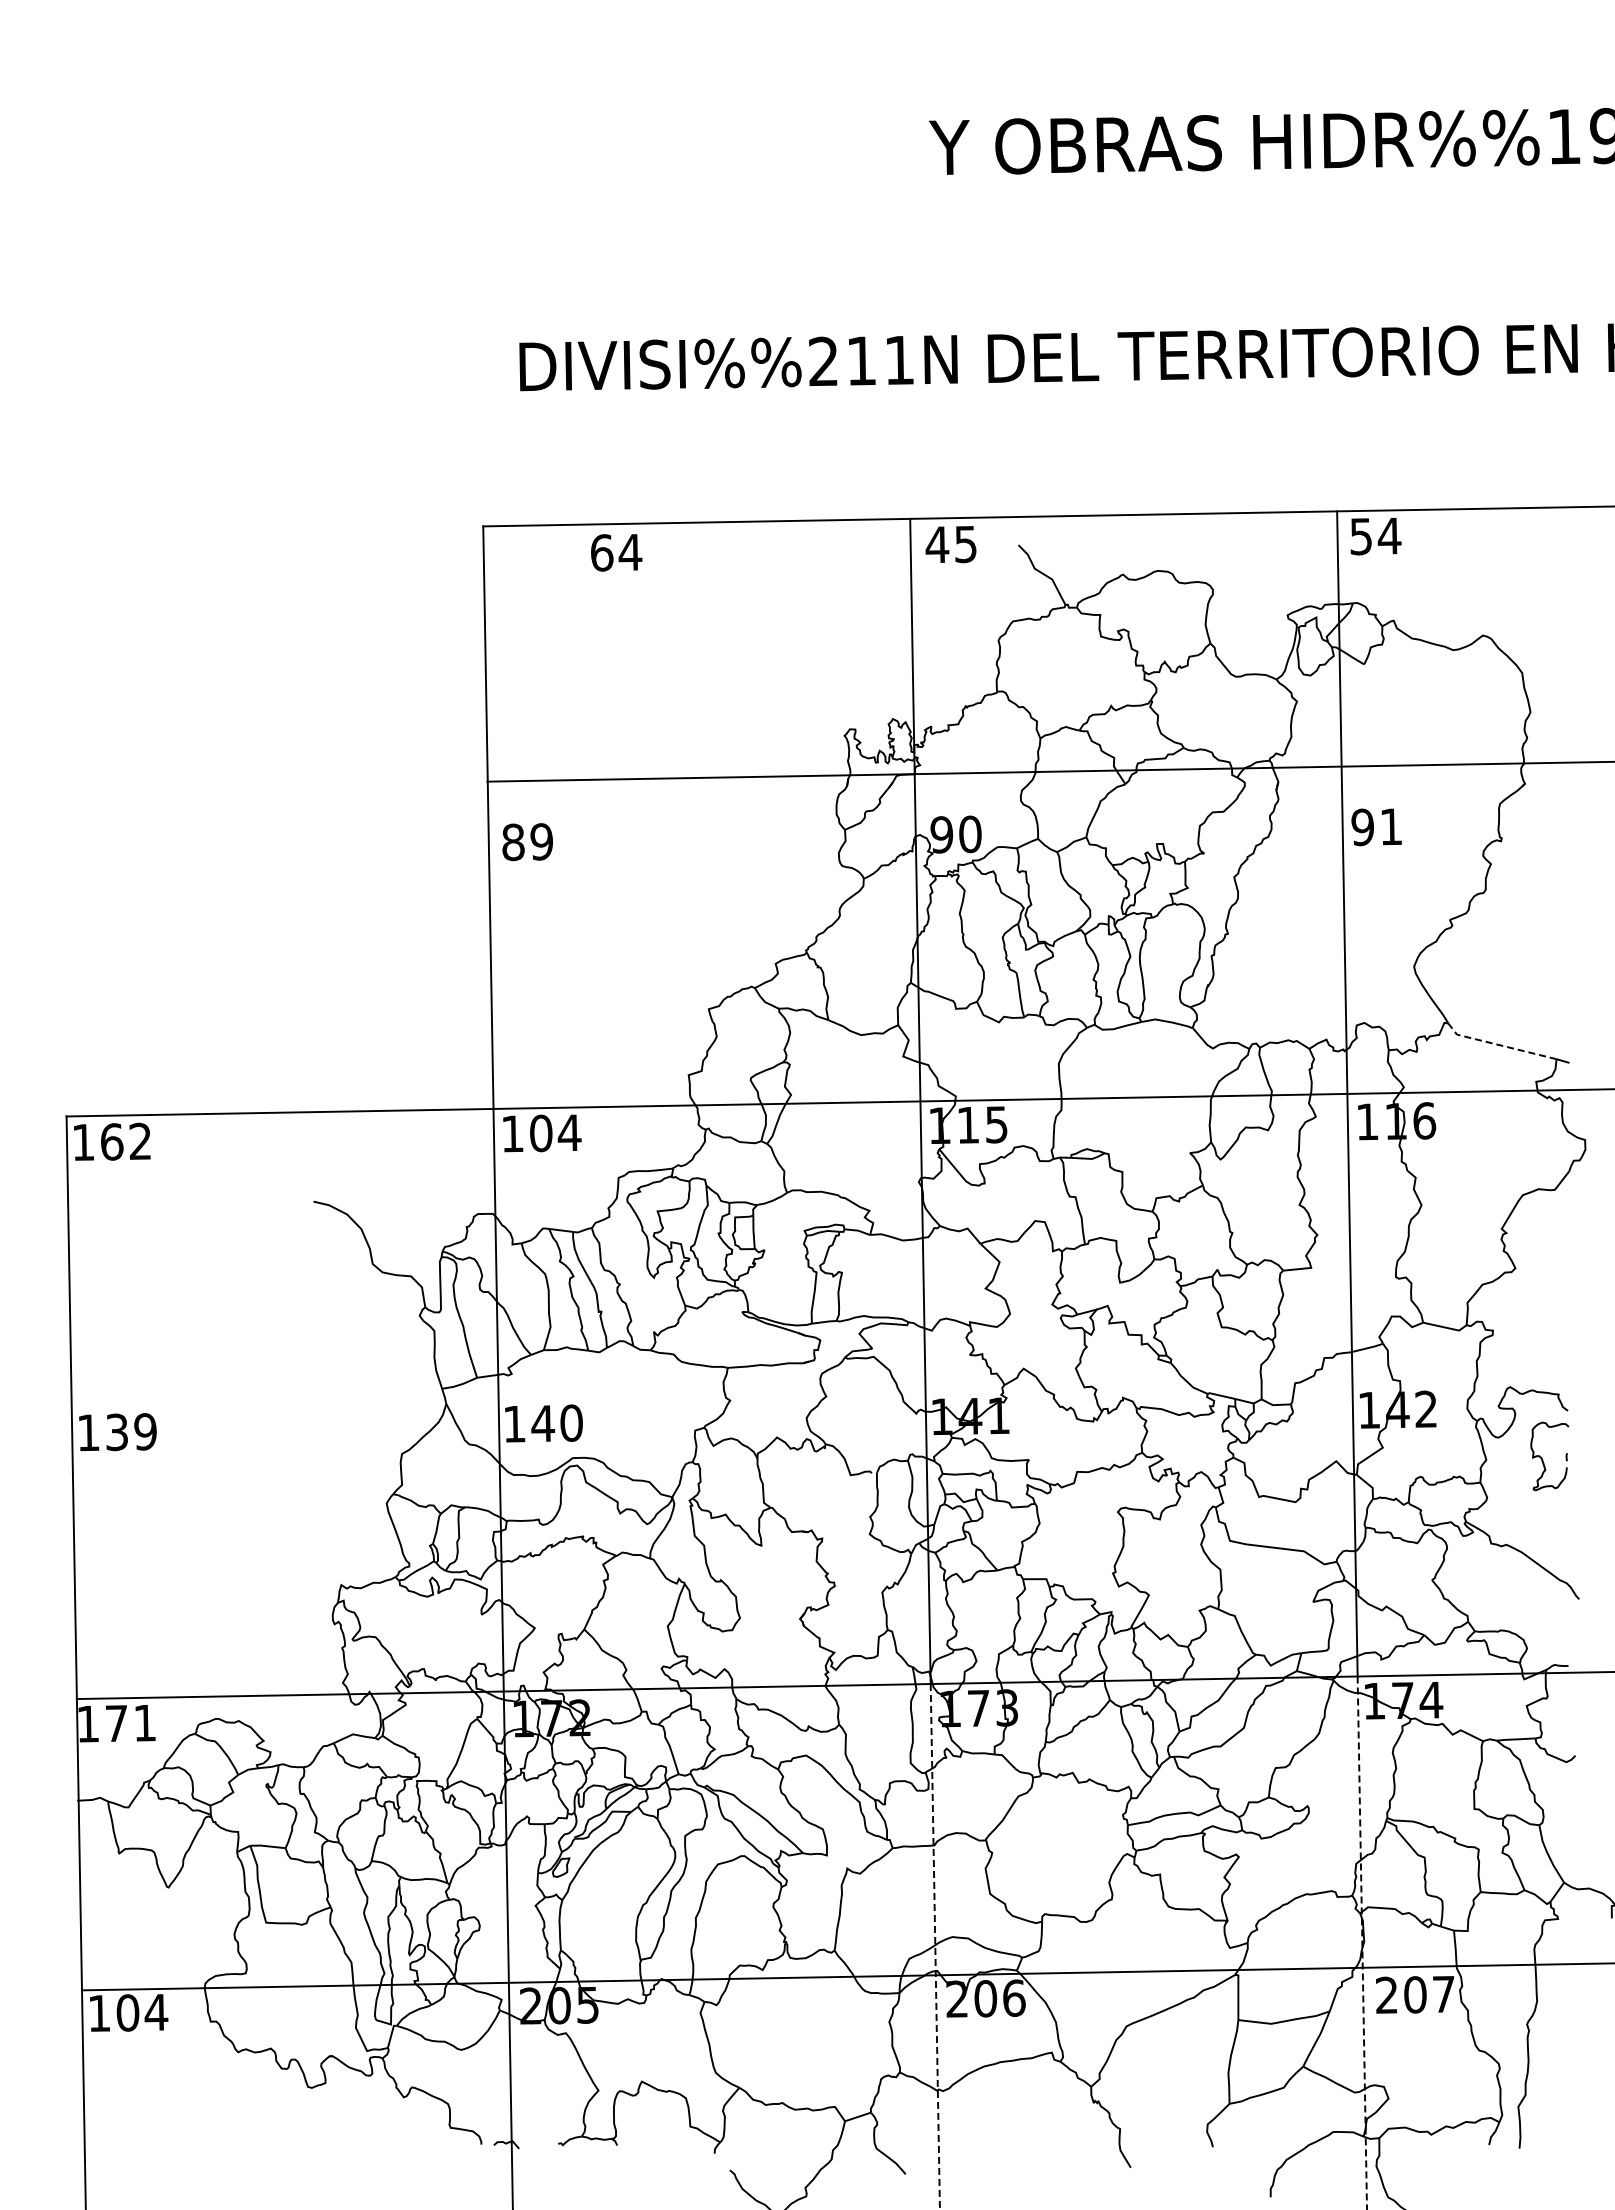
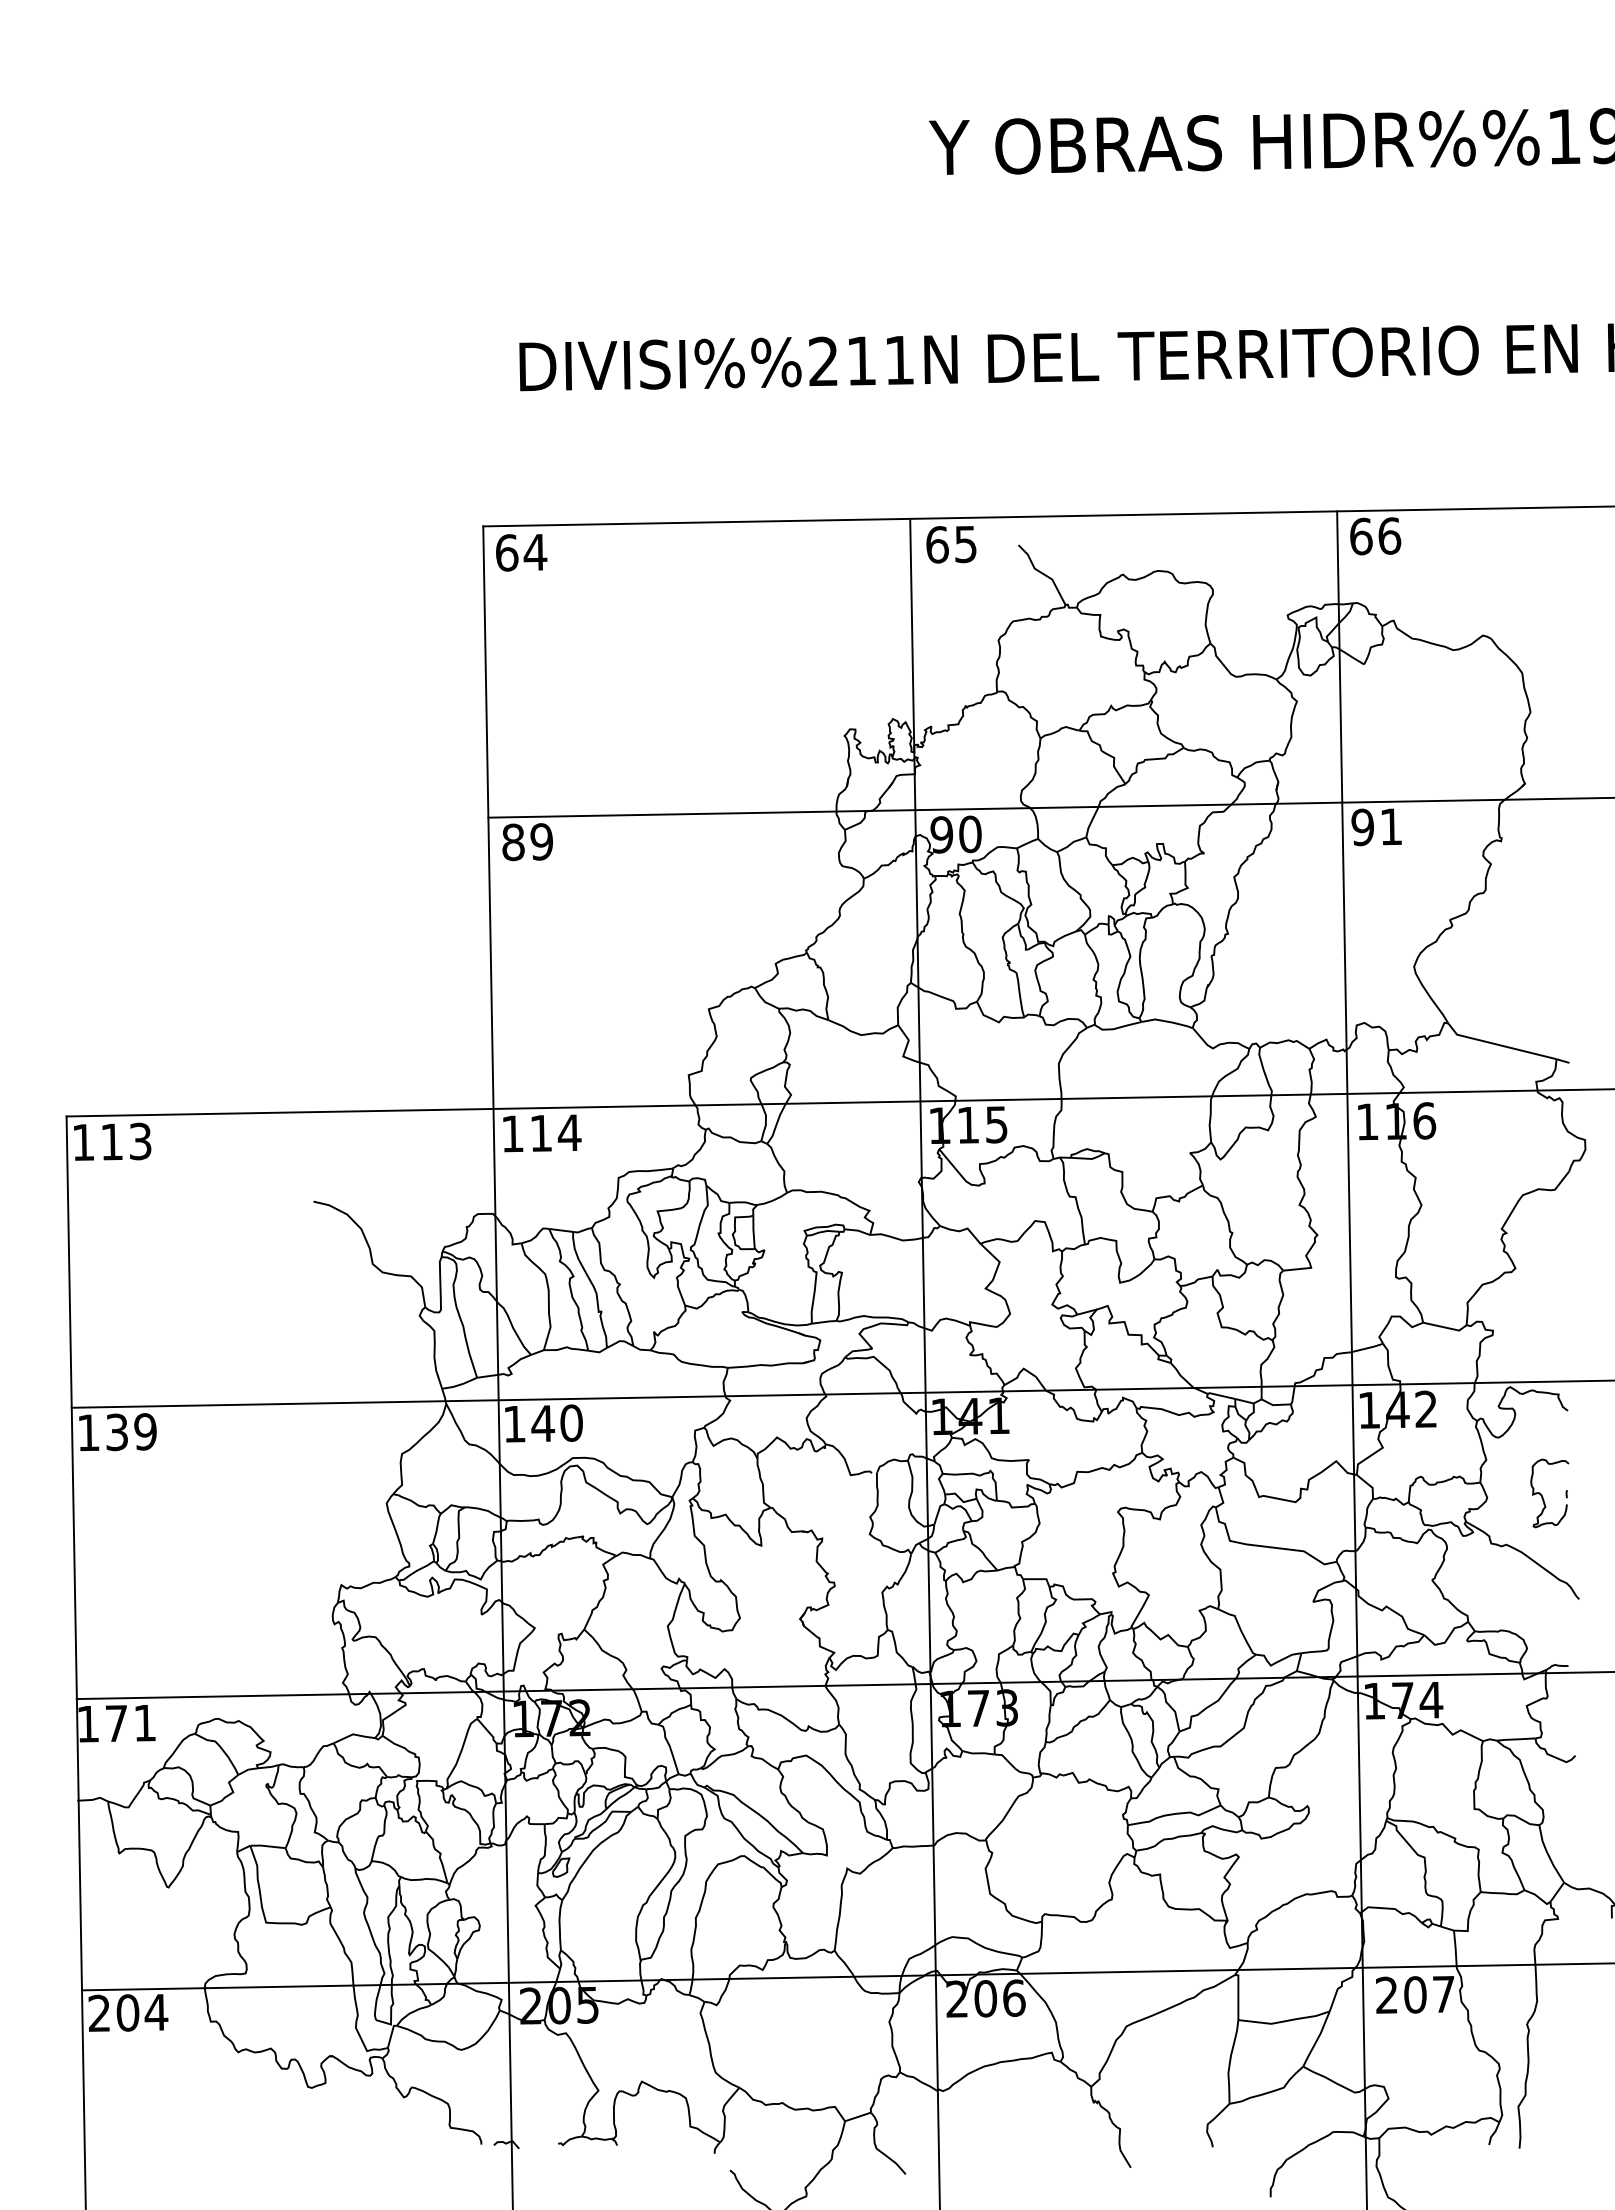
text: 54 -> 66 (1375, 536)
text: 45 -> 65 (937, 544)
text position: (616, 552) -> (521, 552) (521, 552)
line position: (1049, 771) -> (1049, 807) (1049, 807)
line: dashed -> solid (1498, 1044)
text: 104 -> 114 (541, 1133)
text: 162 -> 113 (126, 1141)
line: none -> present (841, 1393)
part position: (1542, 1457) -> (1542, 1494) (1542, 1494)
line: dashed -> solid (1362, 1943)
line: dashed -> solid (935, 1946)
text: 104 -> 204 (98, 2012)
